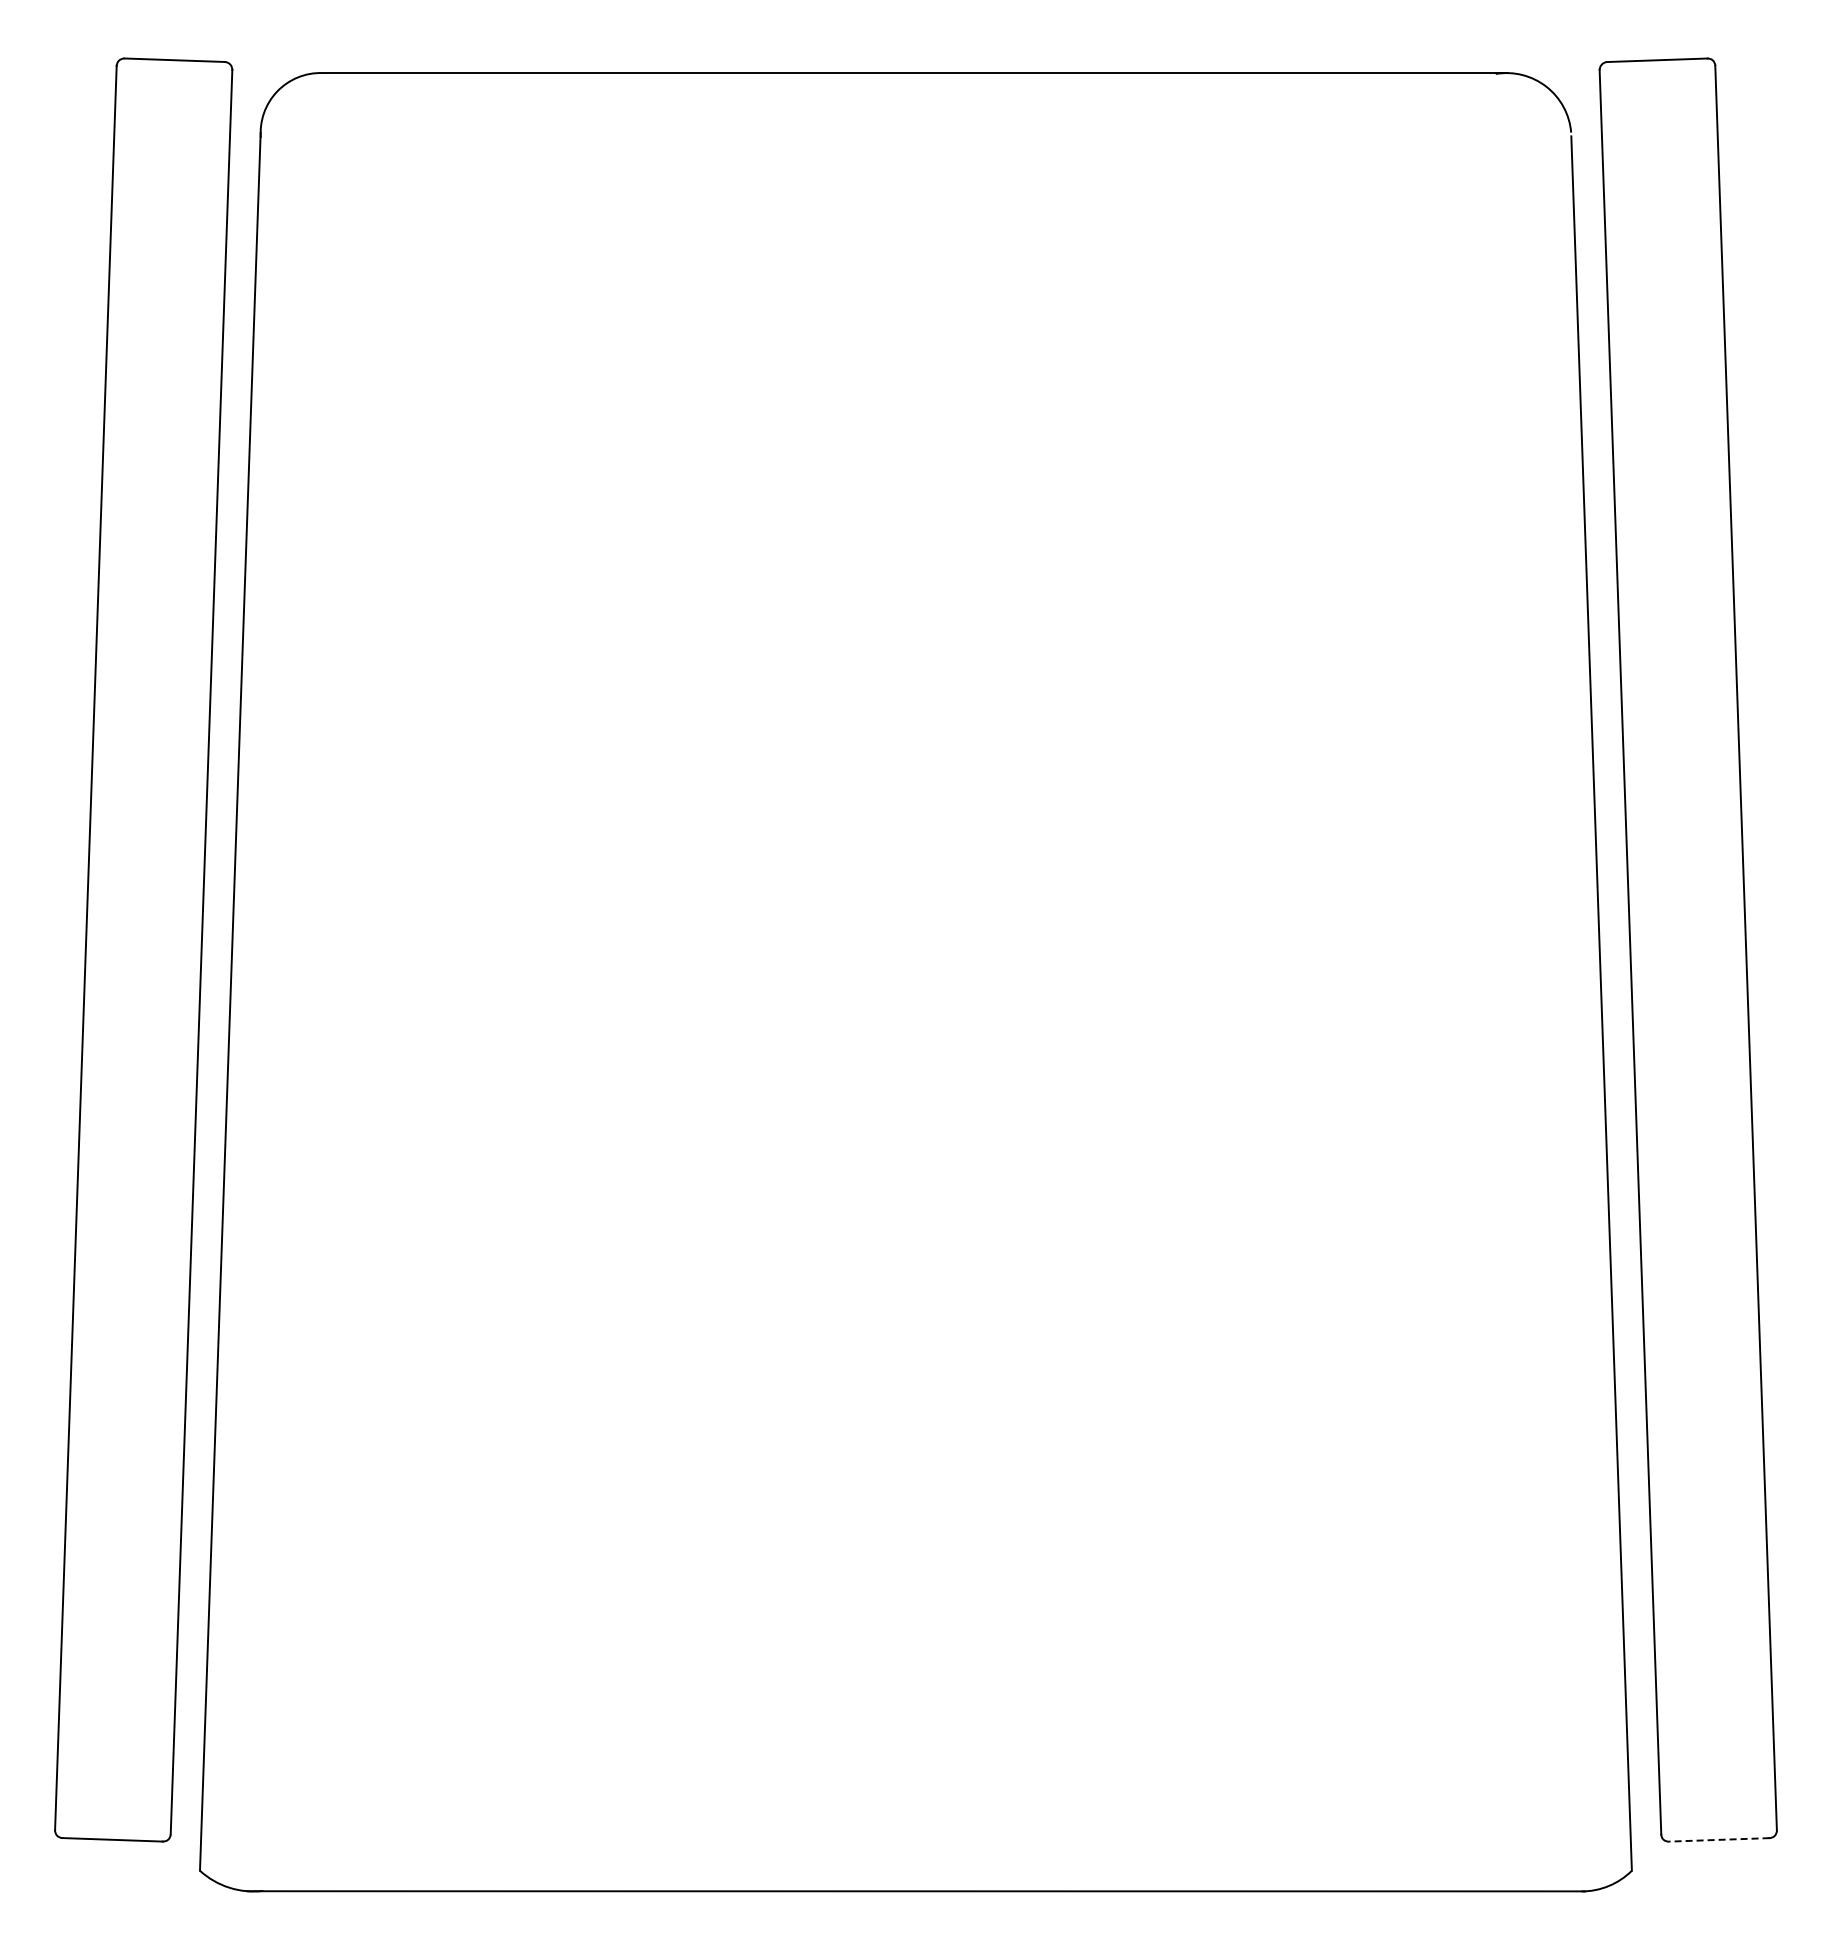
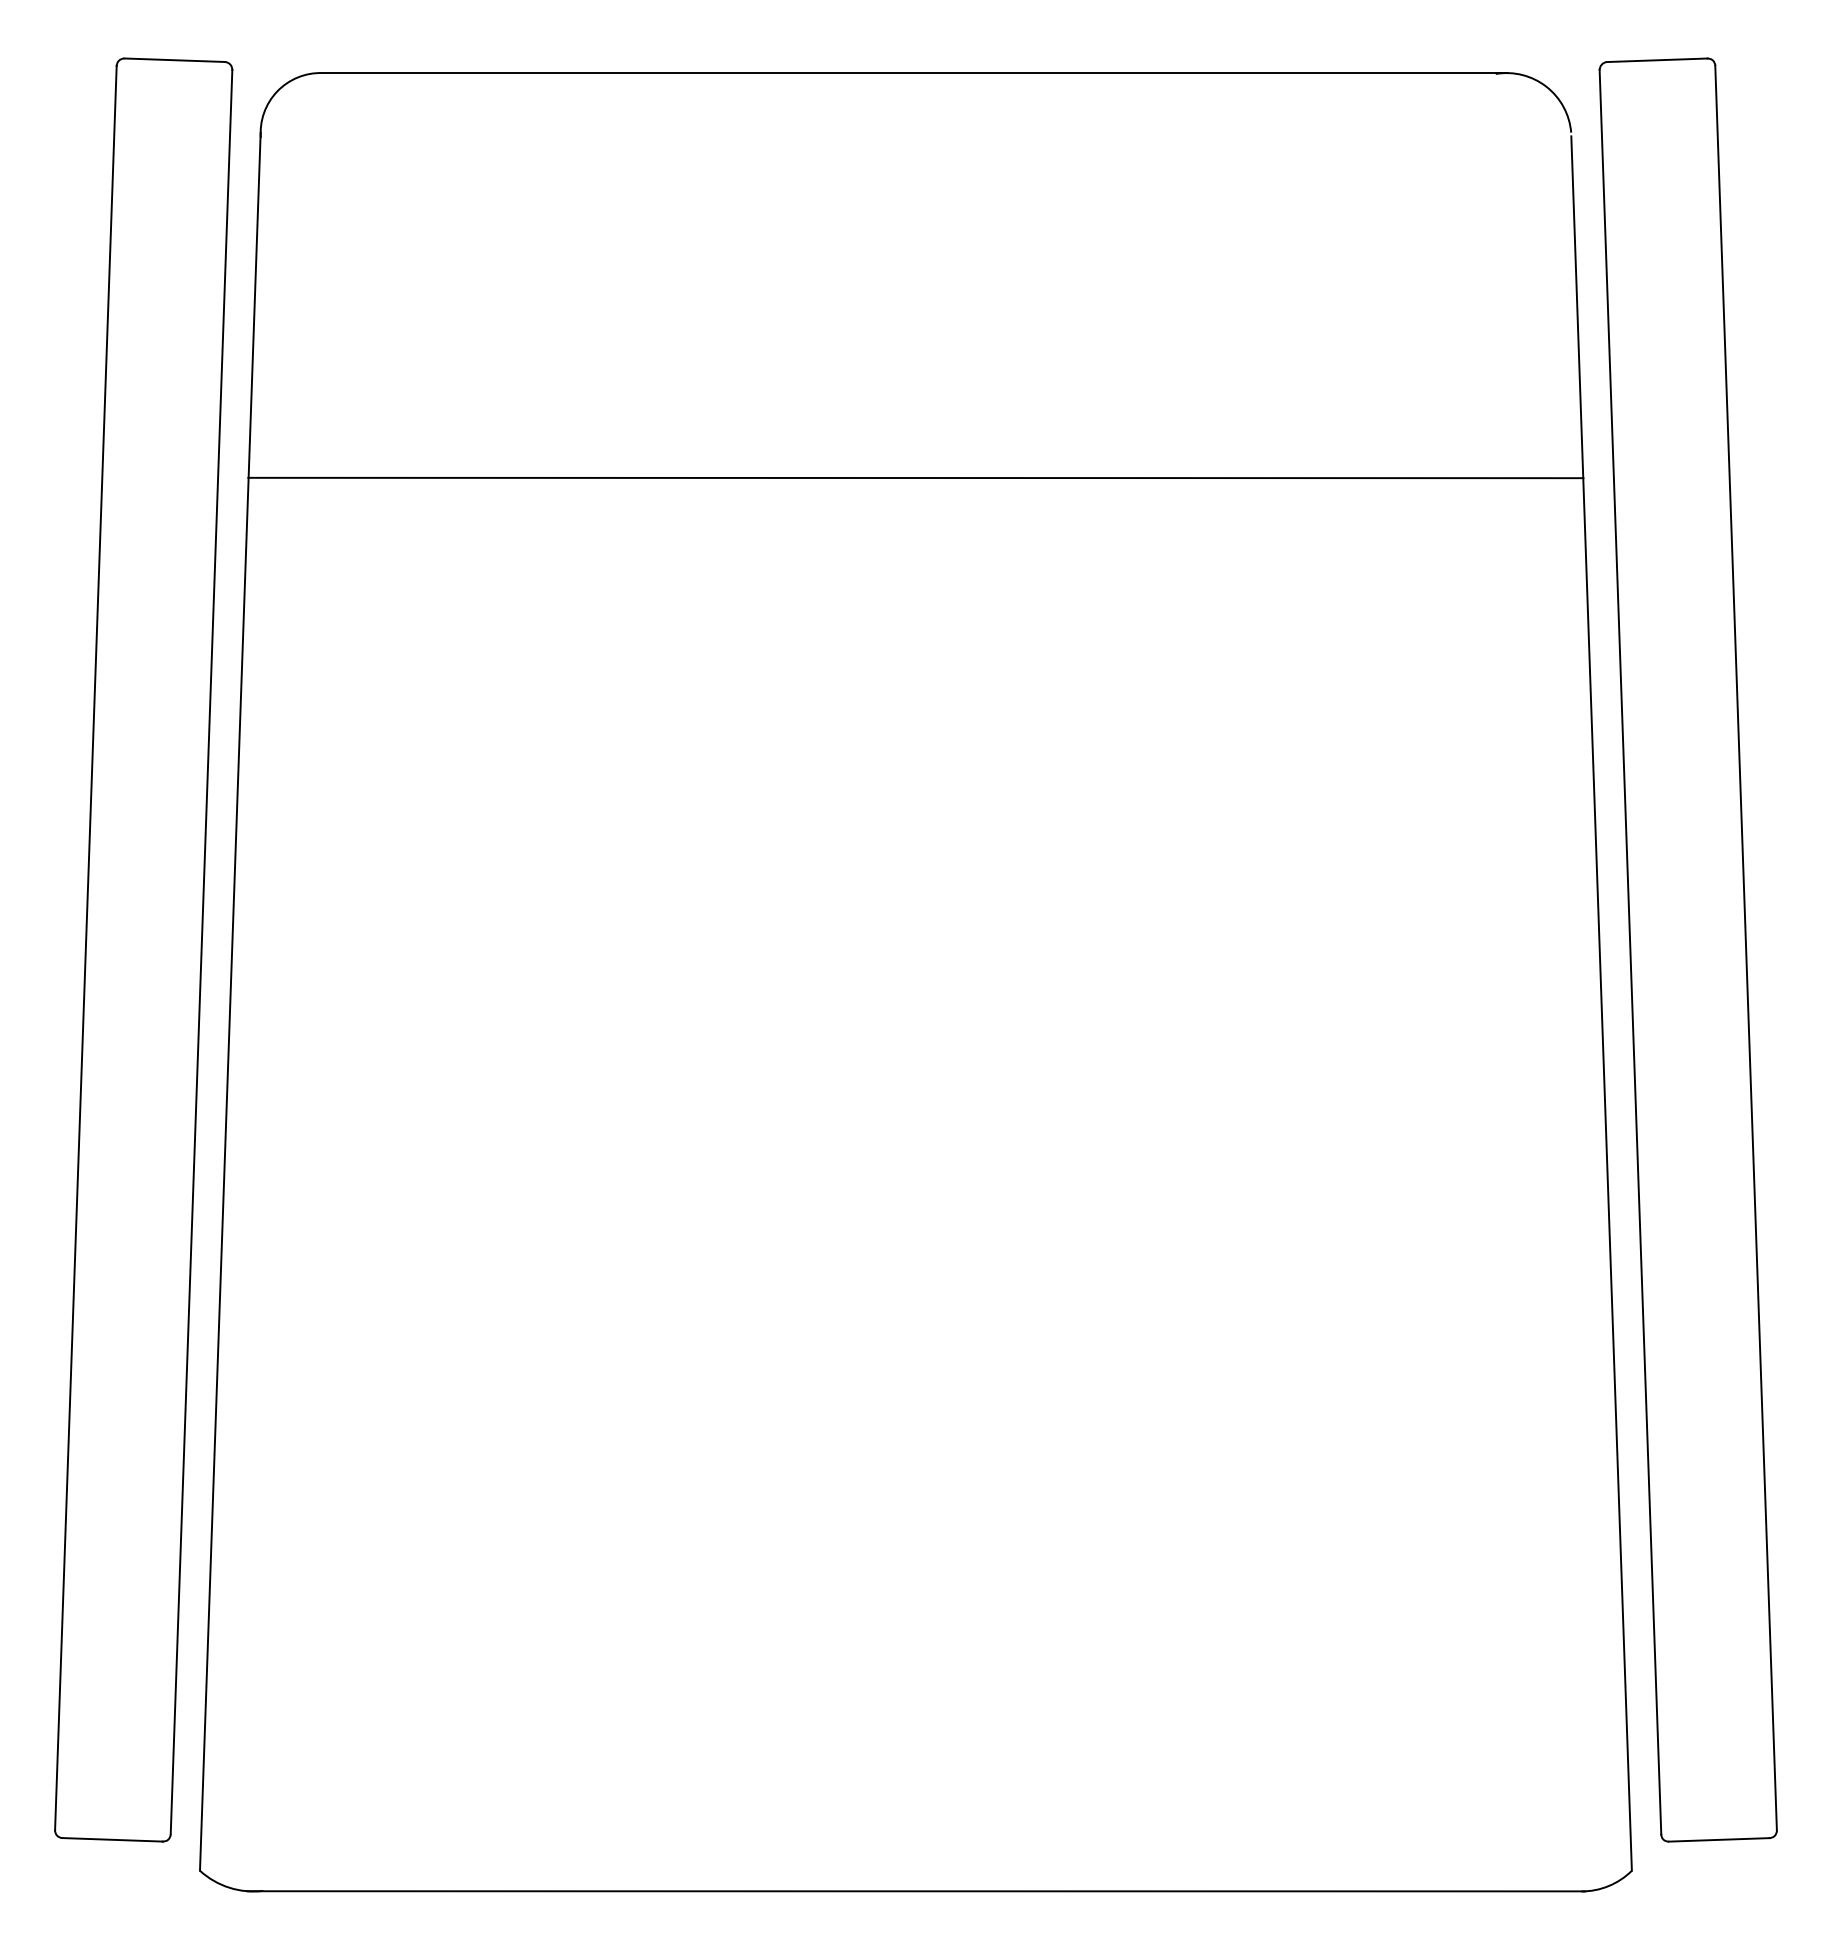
line: none -> present (915, 477)
line: dashed -> solid (1718, 1839)
